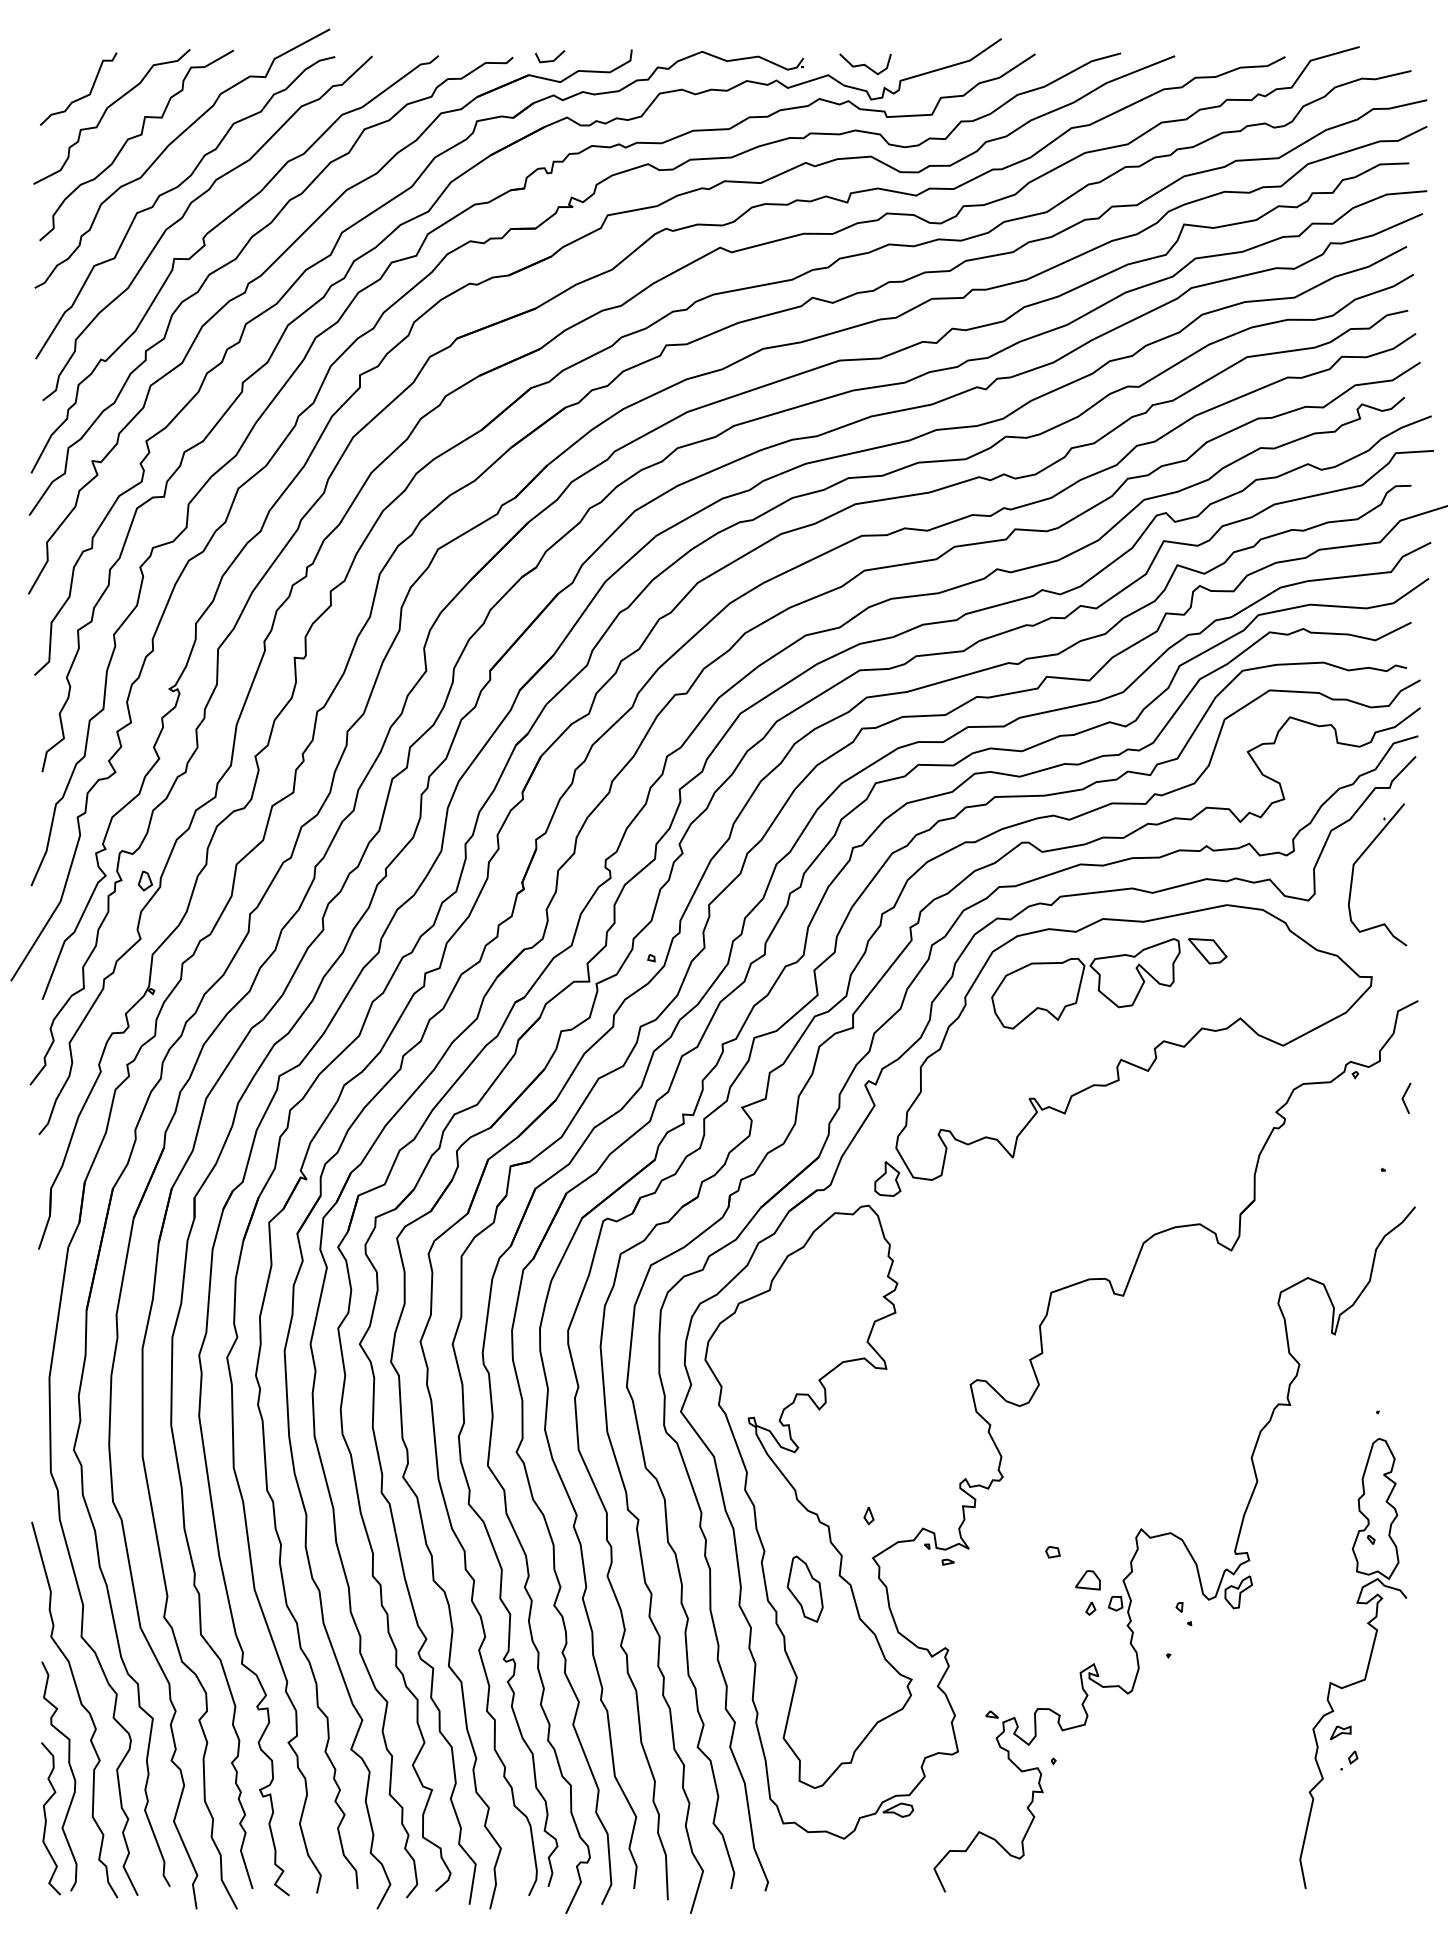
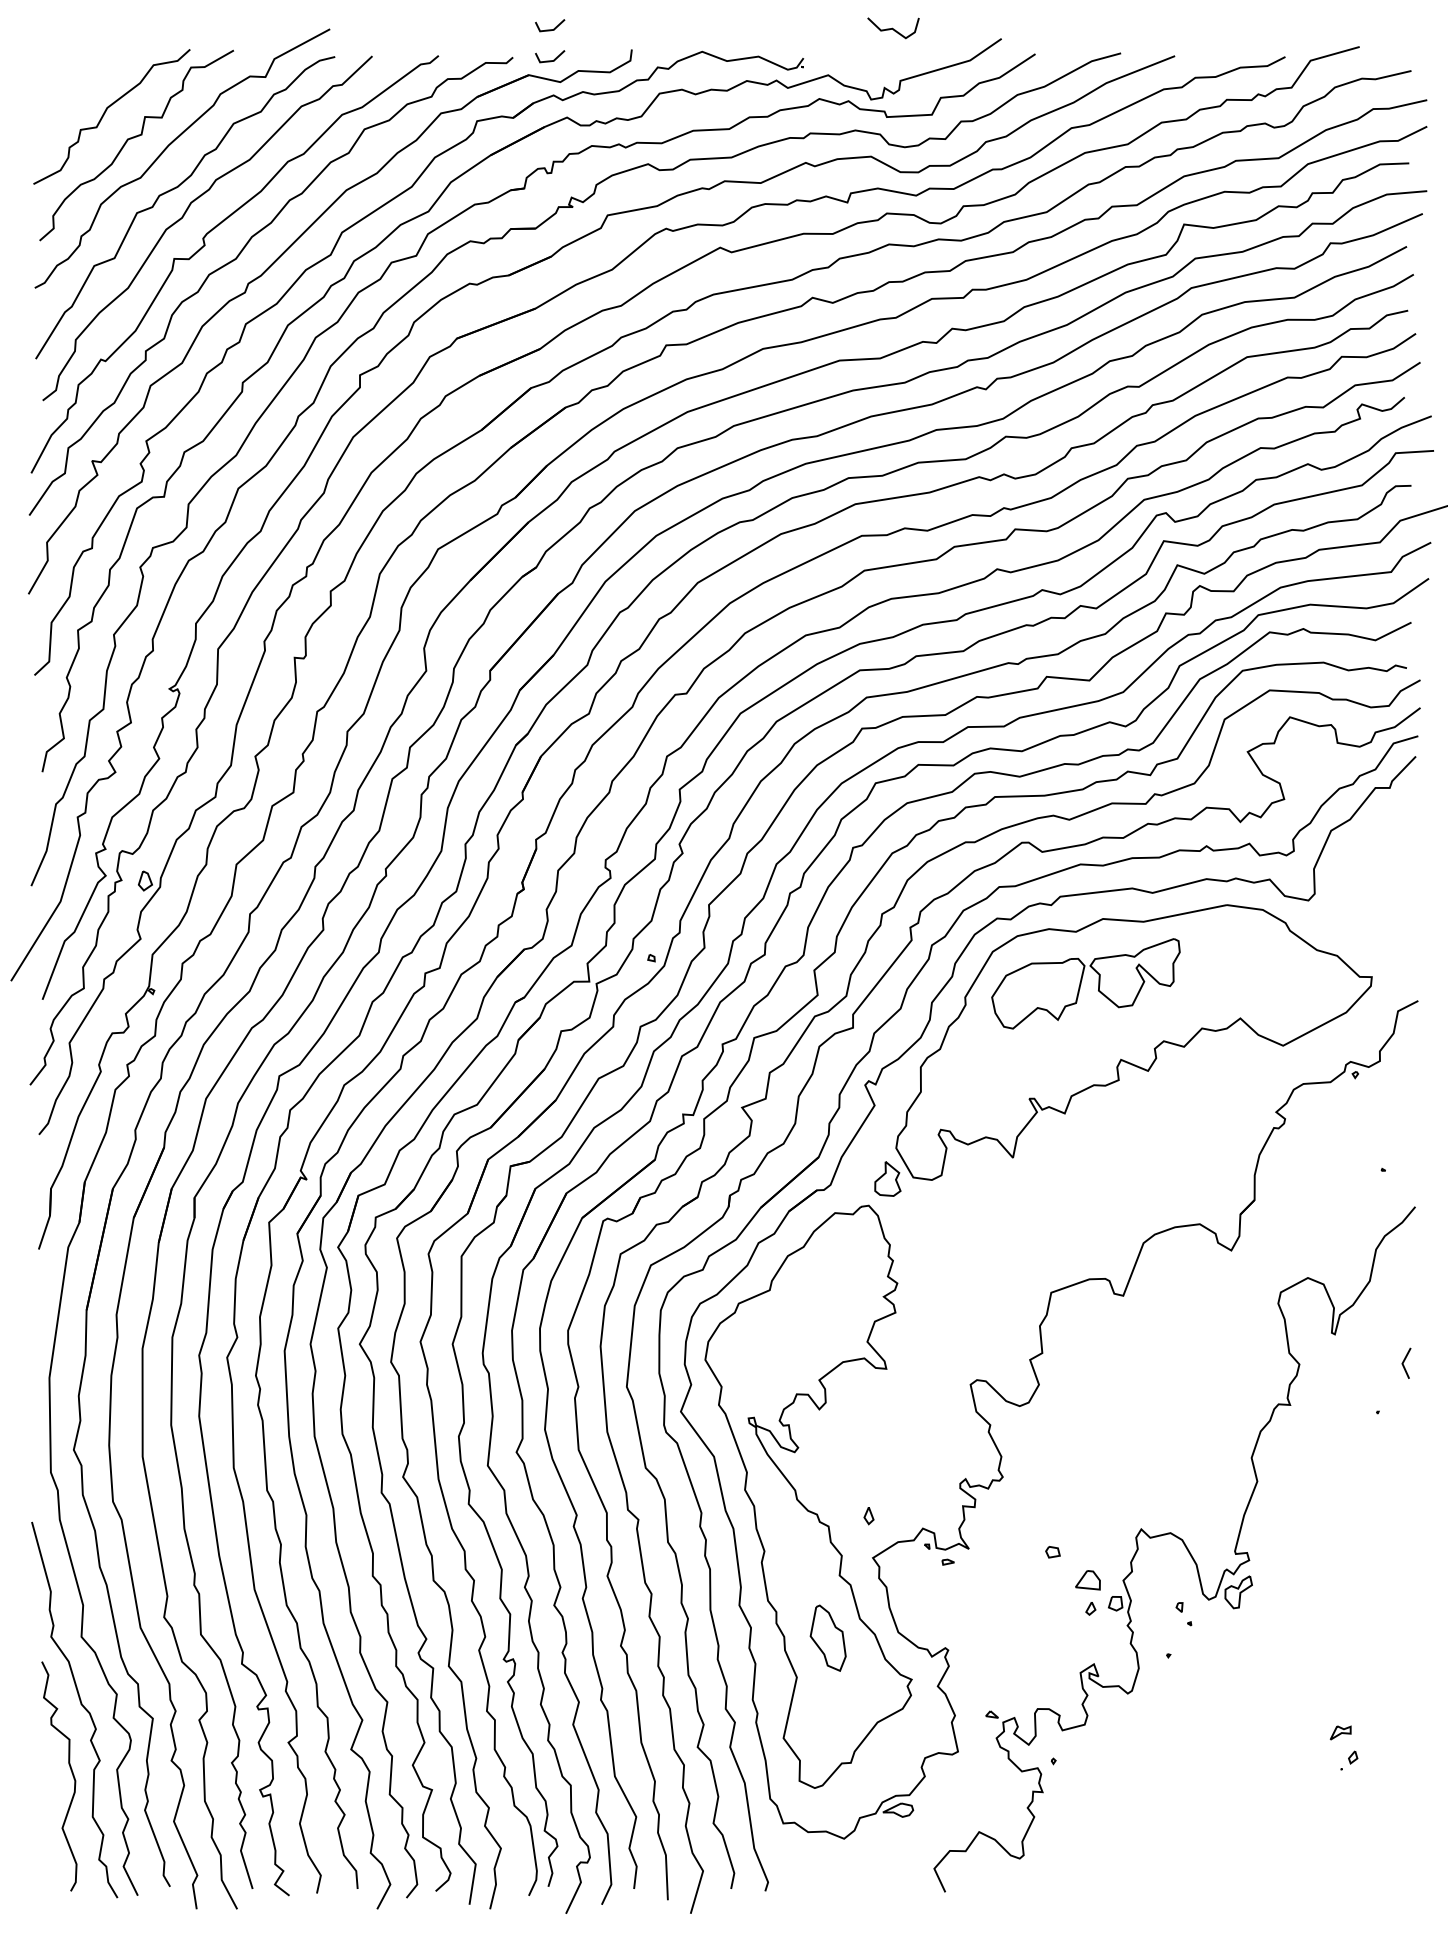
line: none -> present (550, 29)
curve position: (865, 64) -> (893, 28) (893, 28)
curve: present -> none (82, 96)
part: present -> none (1359, 859)
part: present -> none (1207, 951)
line position: (1404, 1097) -> (1404, 1362) (1404, 1362)
part position: (804, 1588) -> (827, 1637) (827, 1637)
part: present -> none (1366, 1668)
curve: present -> none (46, 1818)
